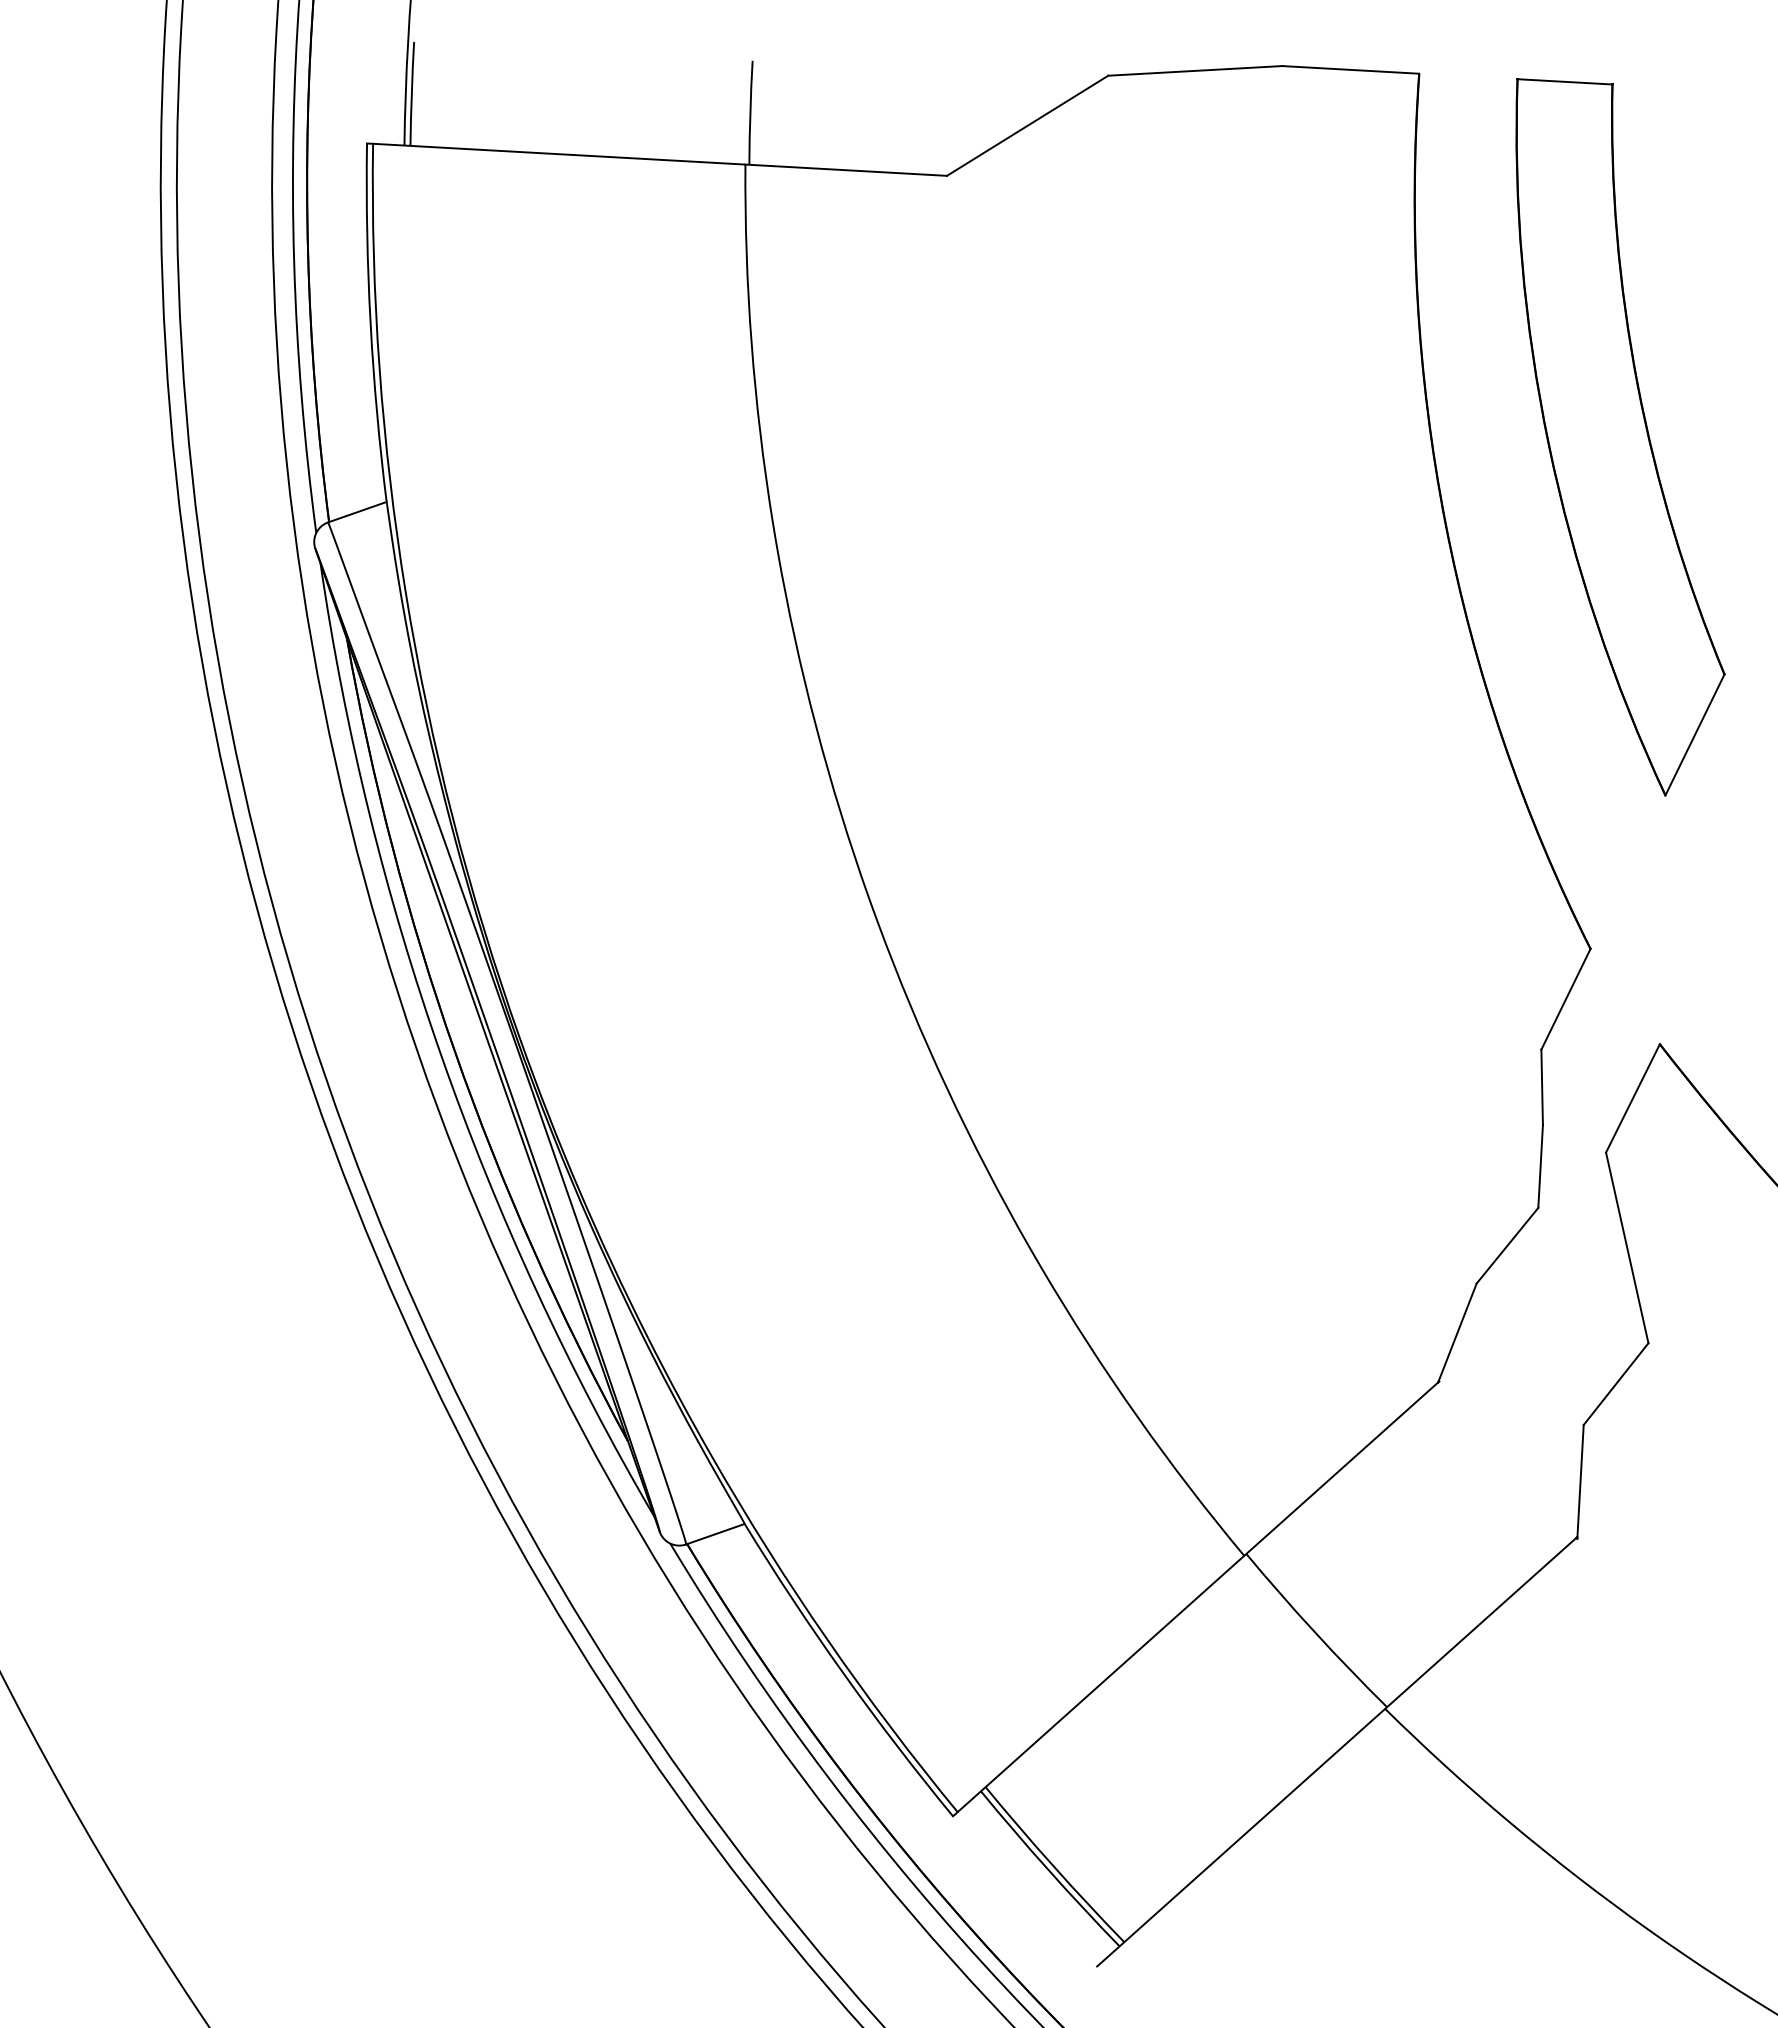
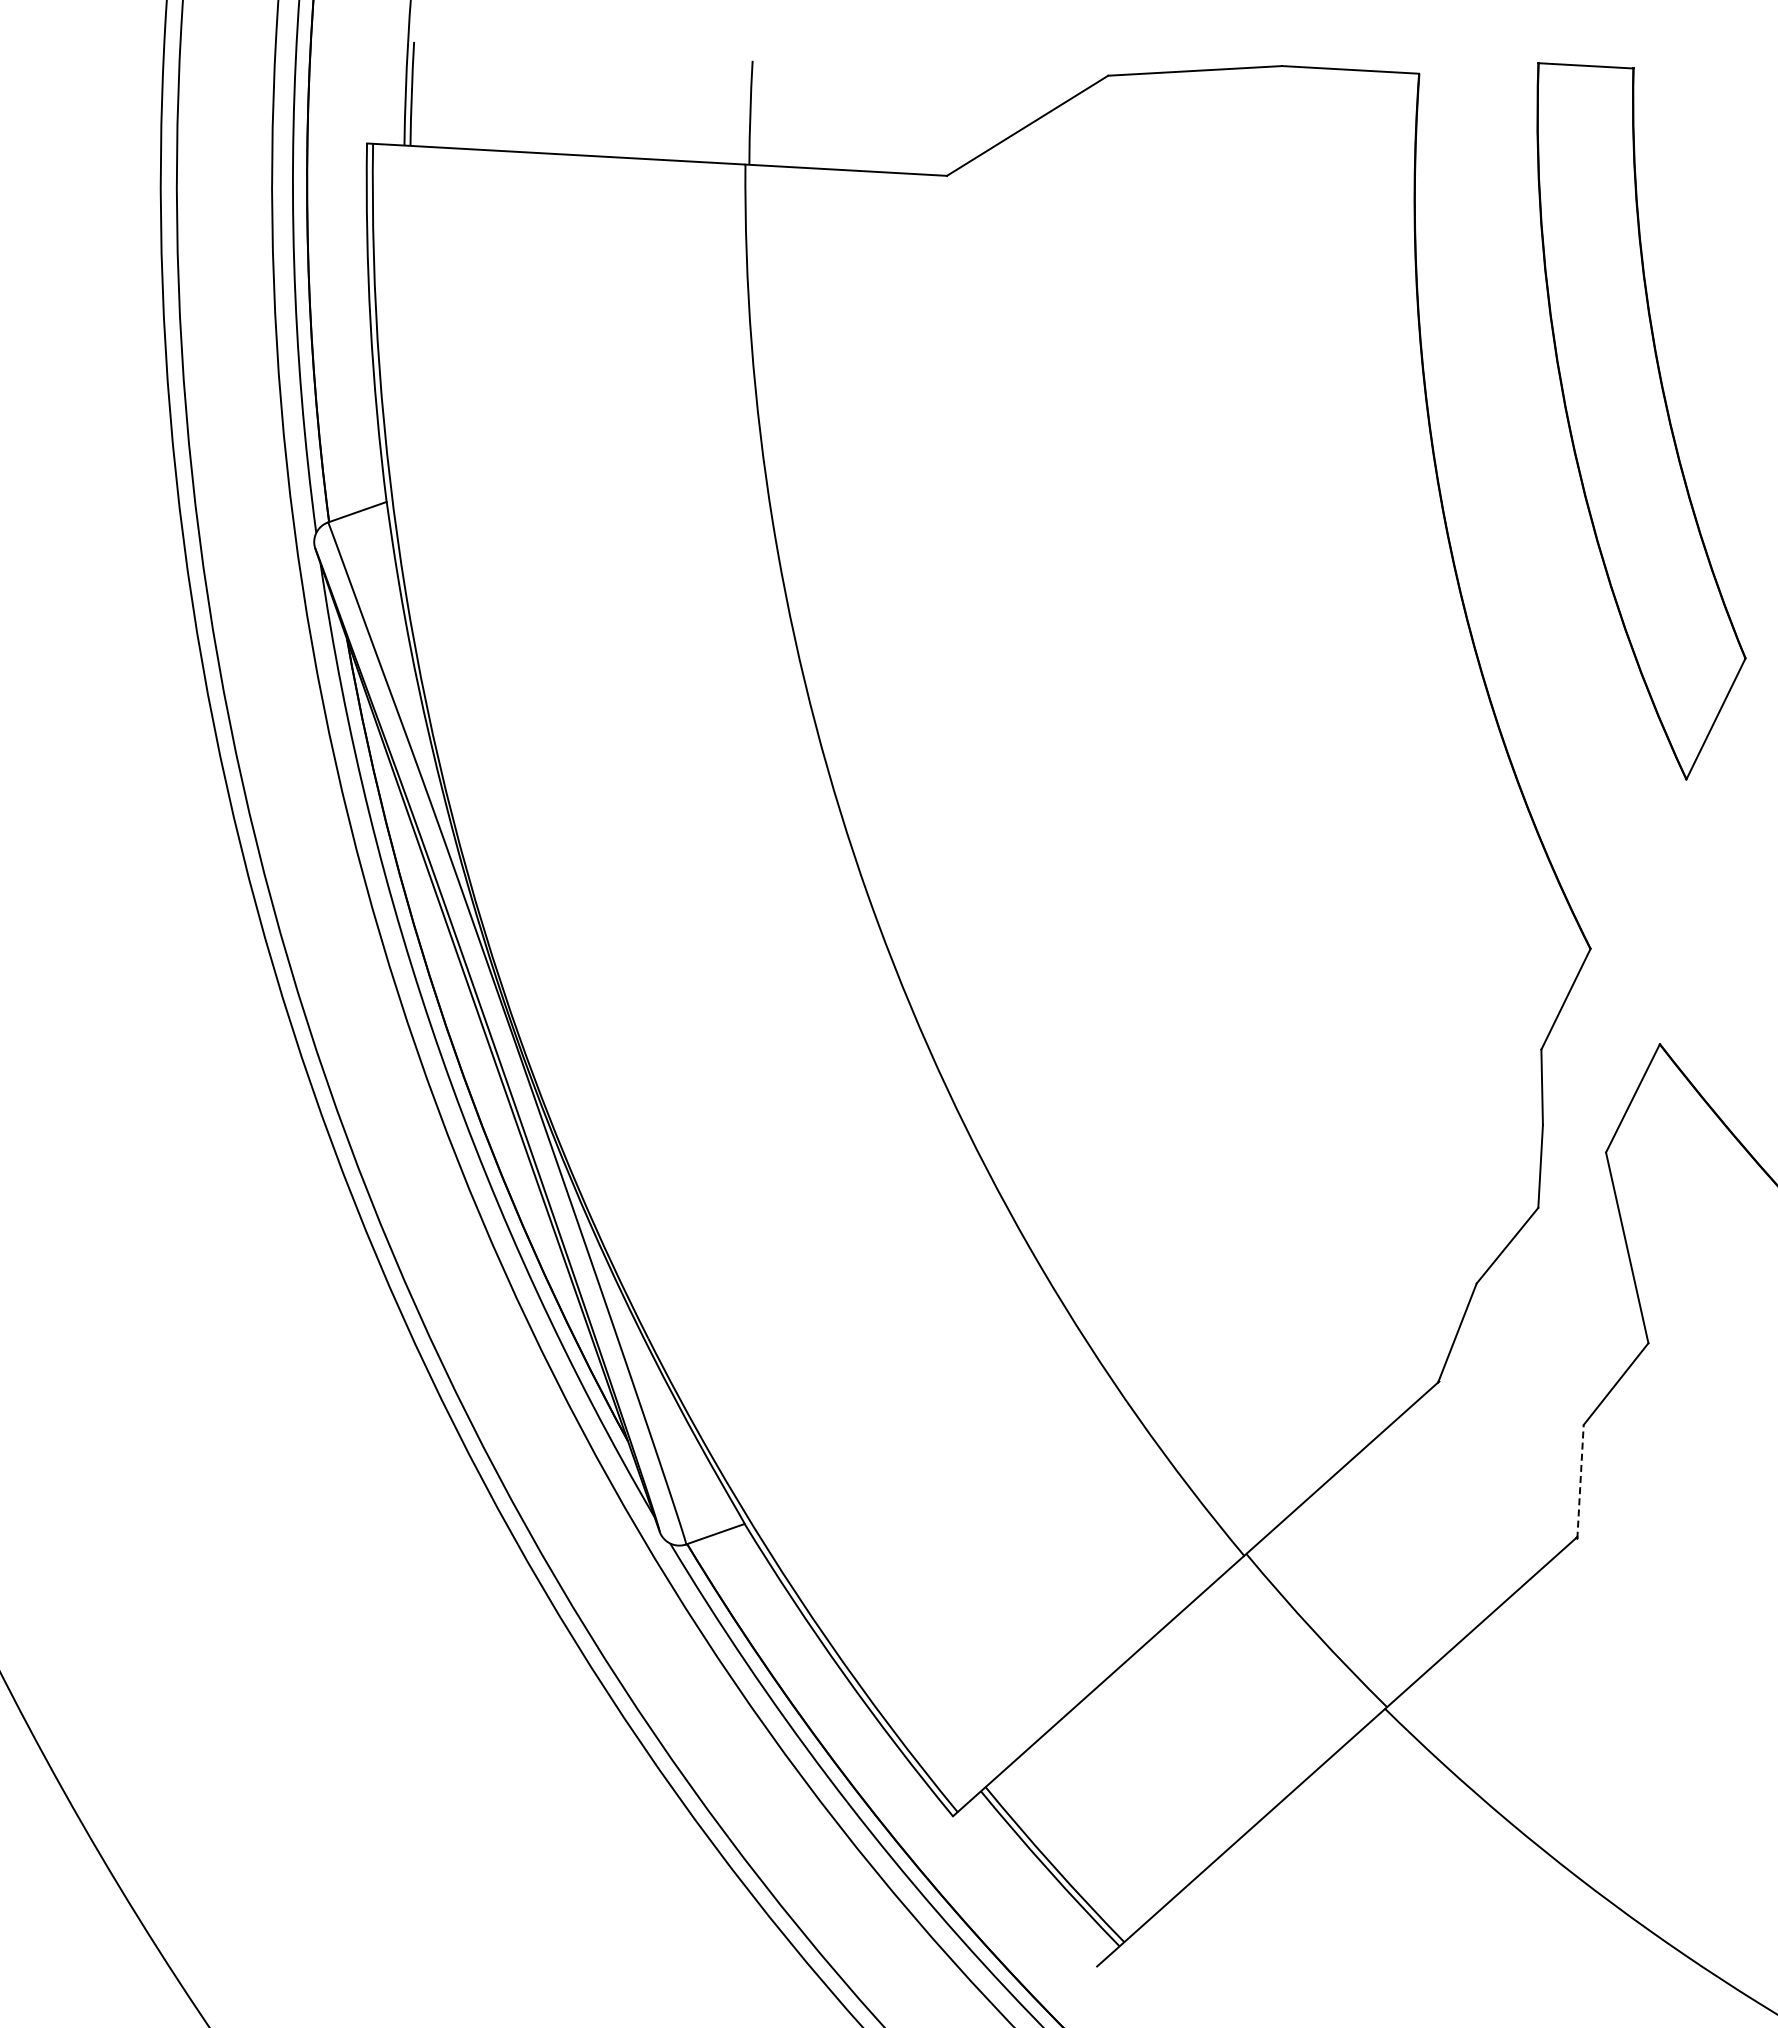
part position: (1620, 437) -> (1641, 421) (1641, 421)
line: solid -> dashed (1580, 1481)
